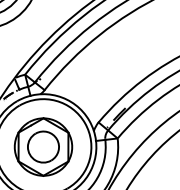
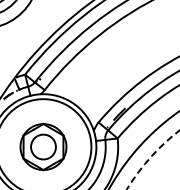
part size: 61x60 px -> 49x50 px (43, 146)
arc: solid -> dashed (150, 157)
